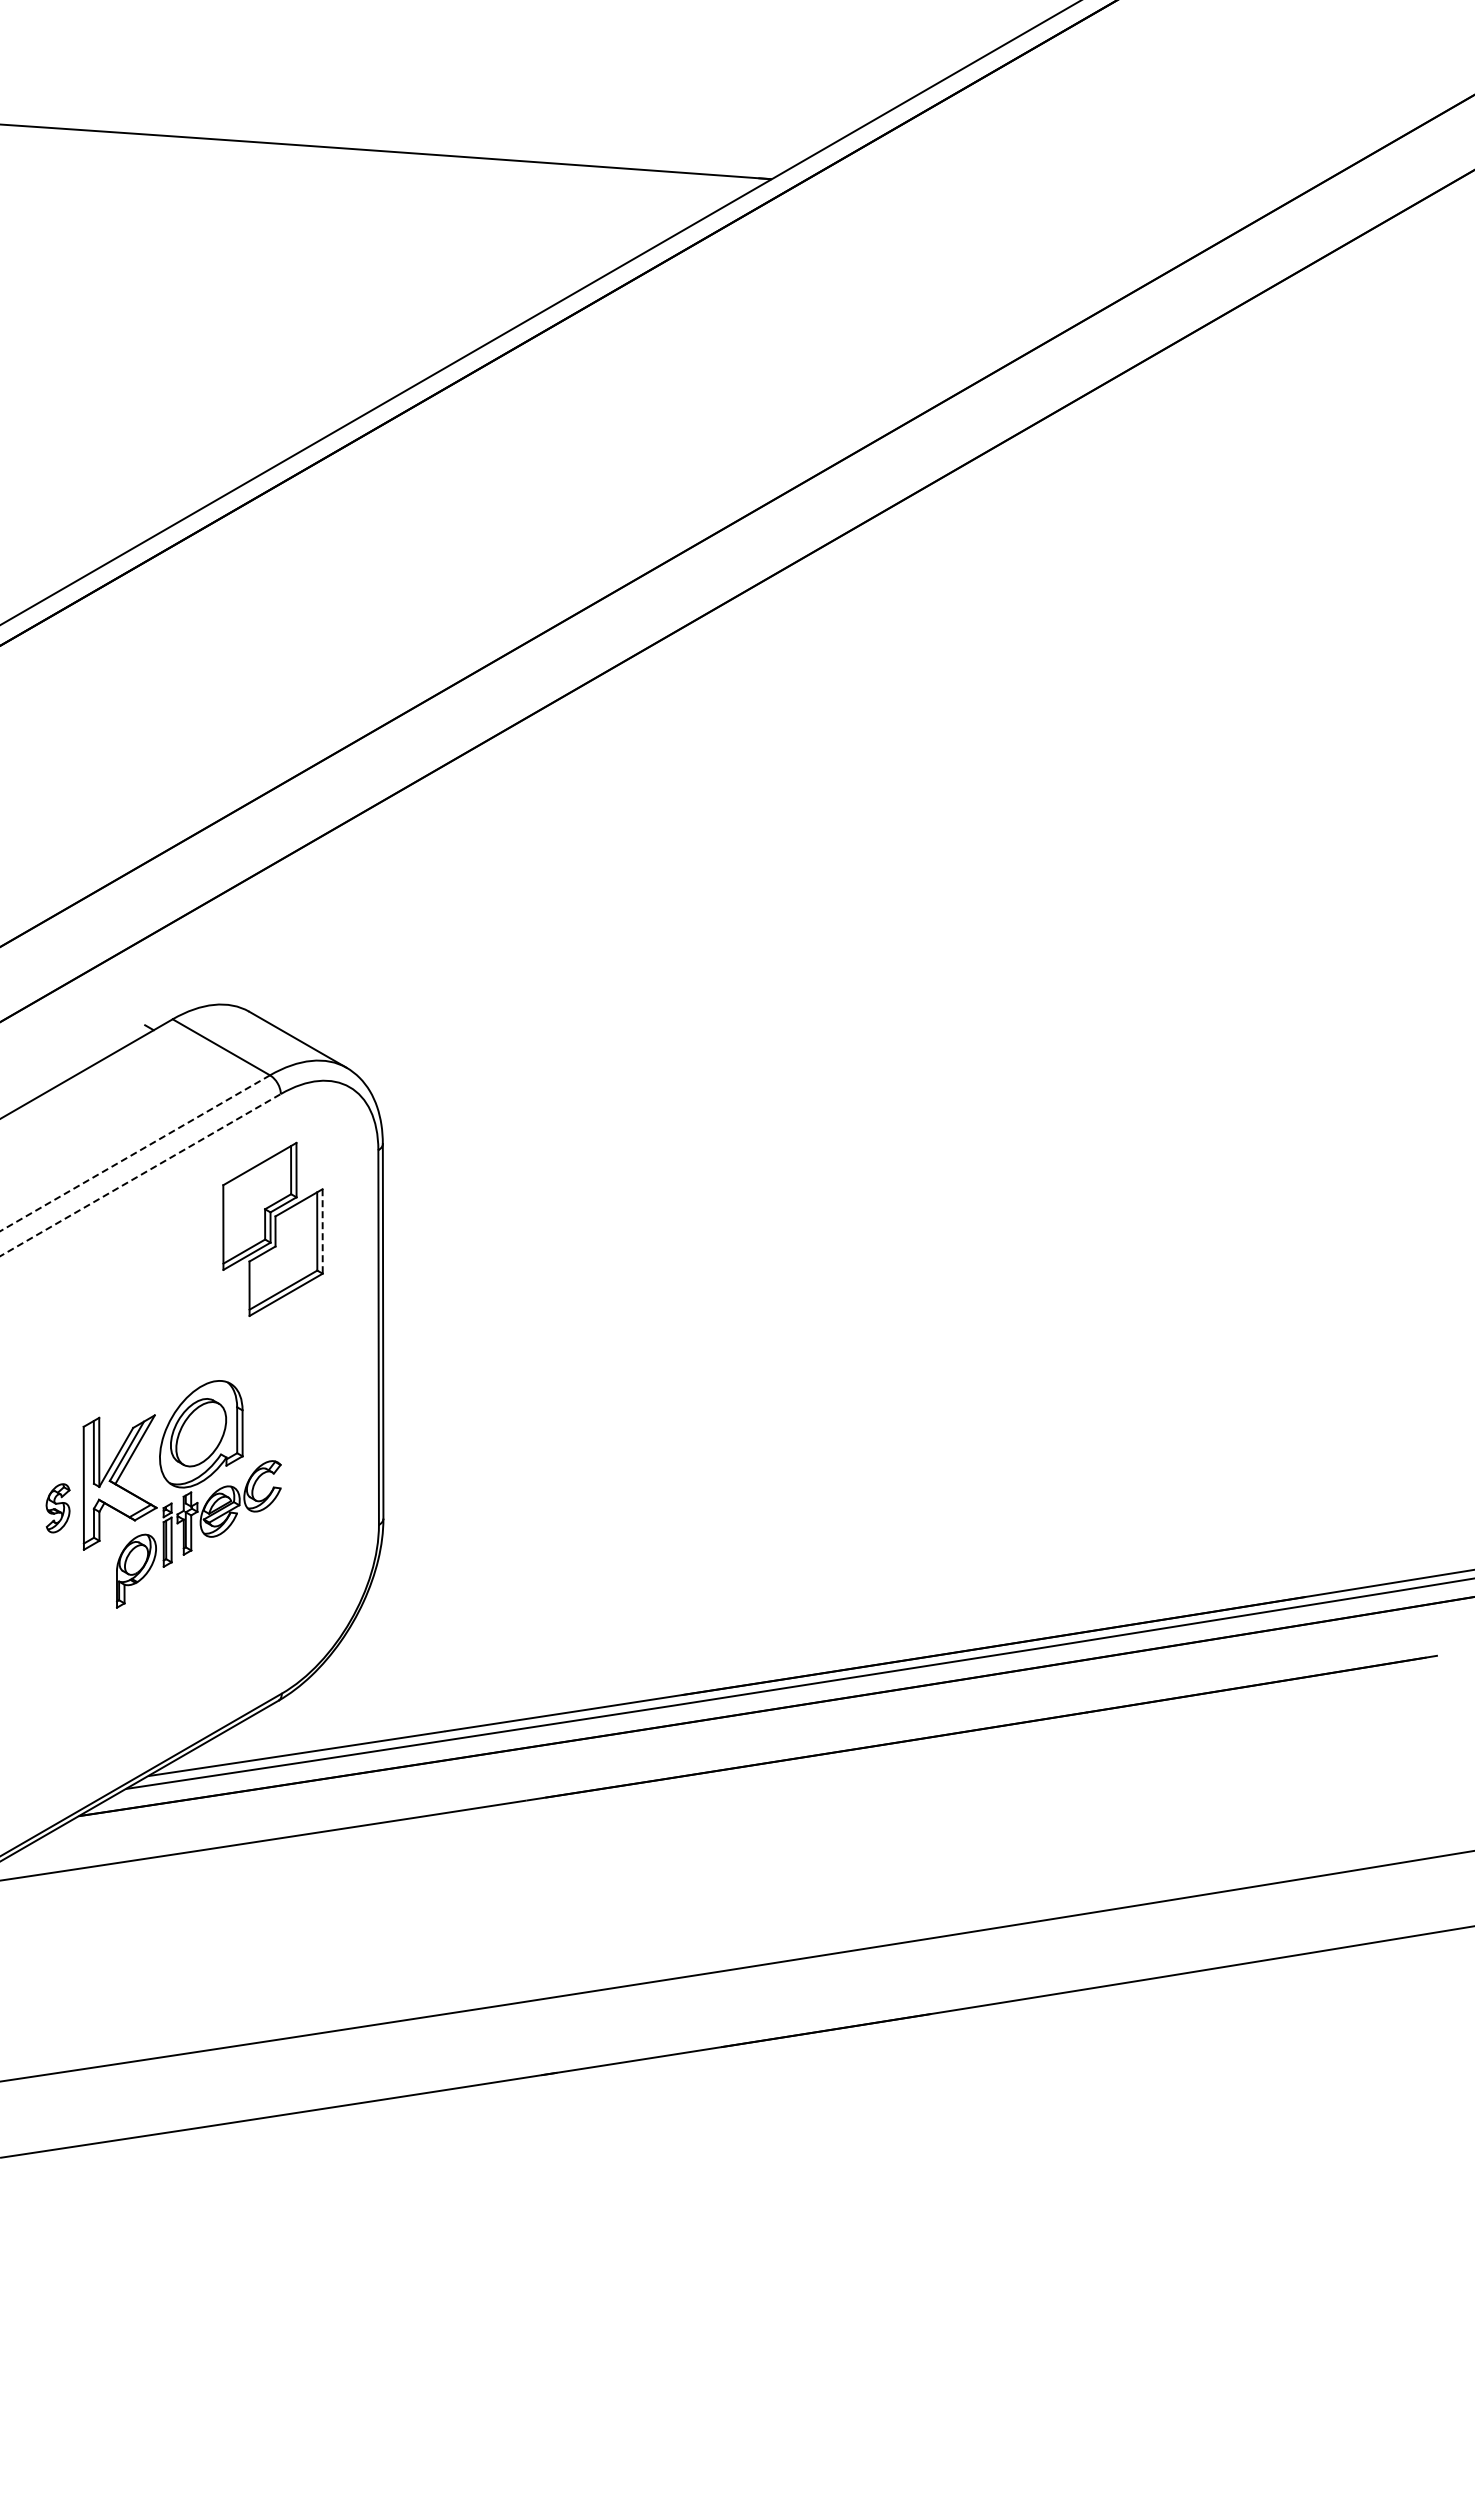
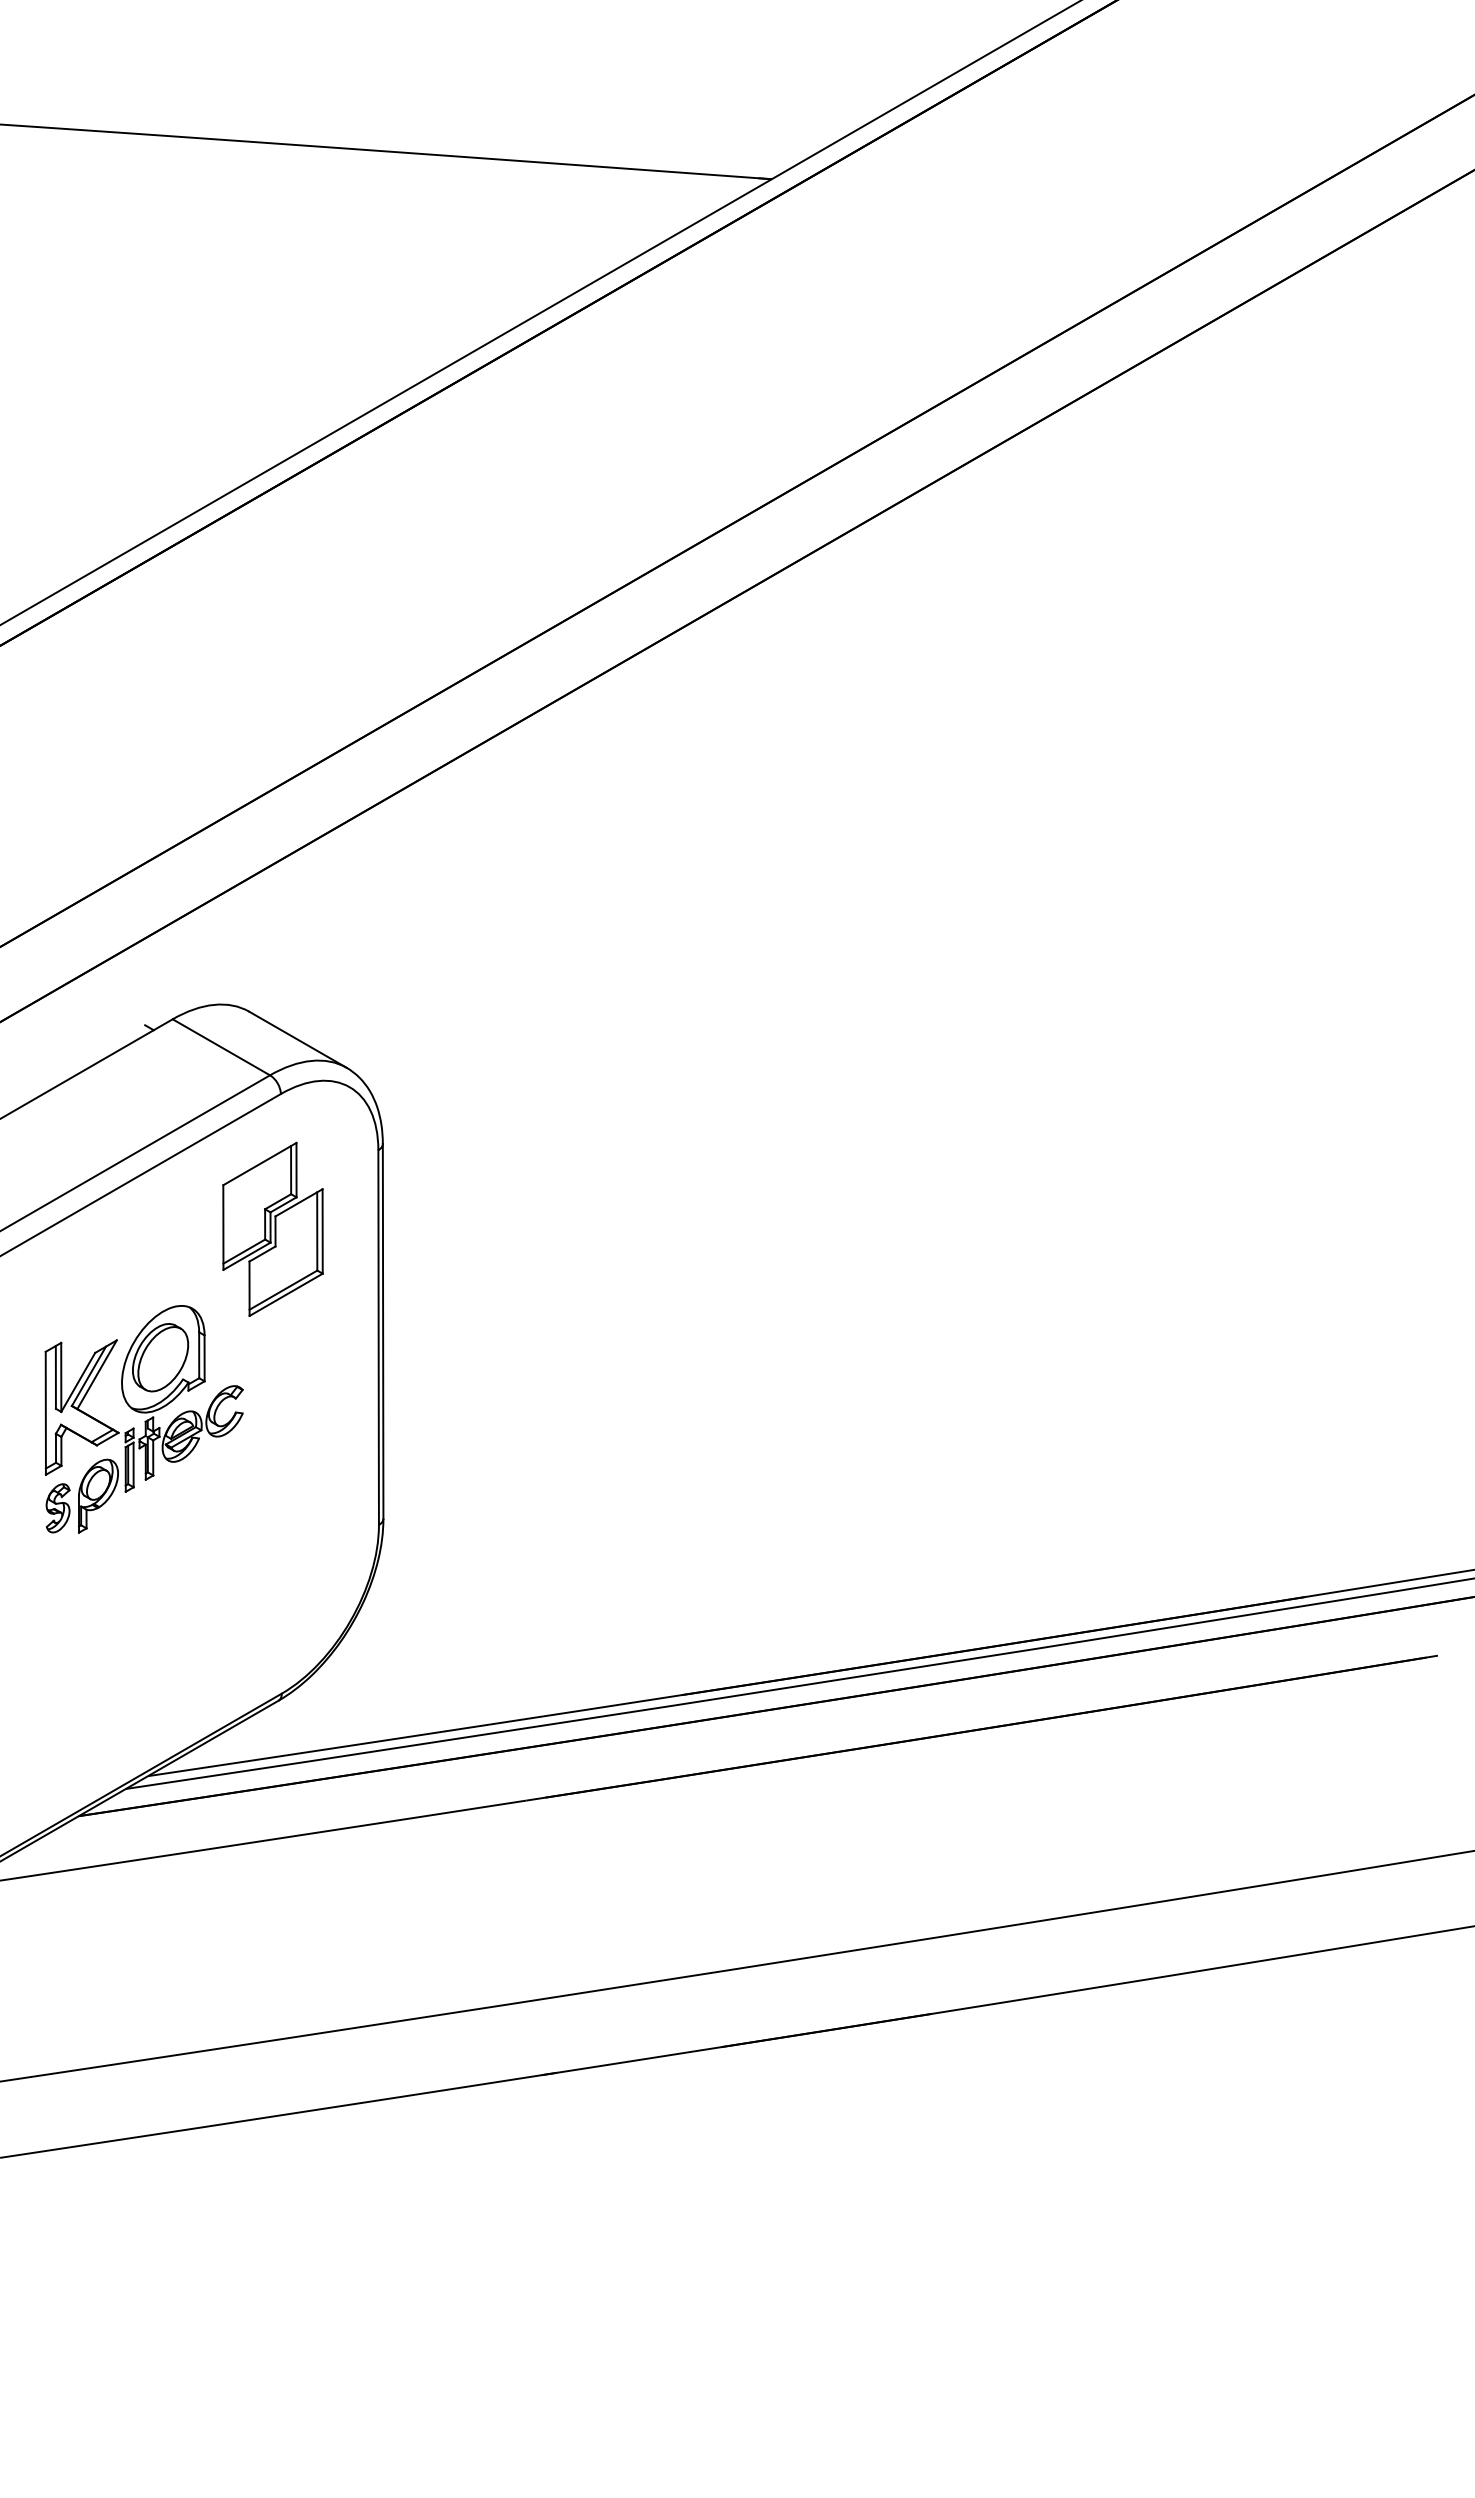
line: dashed -> solid (135, 1153)
line: dashed -> solid (140, 1175)
line: dashed -> solid (322, 1231)
part position: (181, 1494) -> (143, 1419) (143, 1419)
